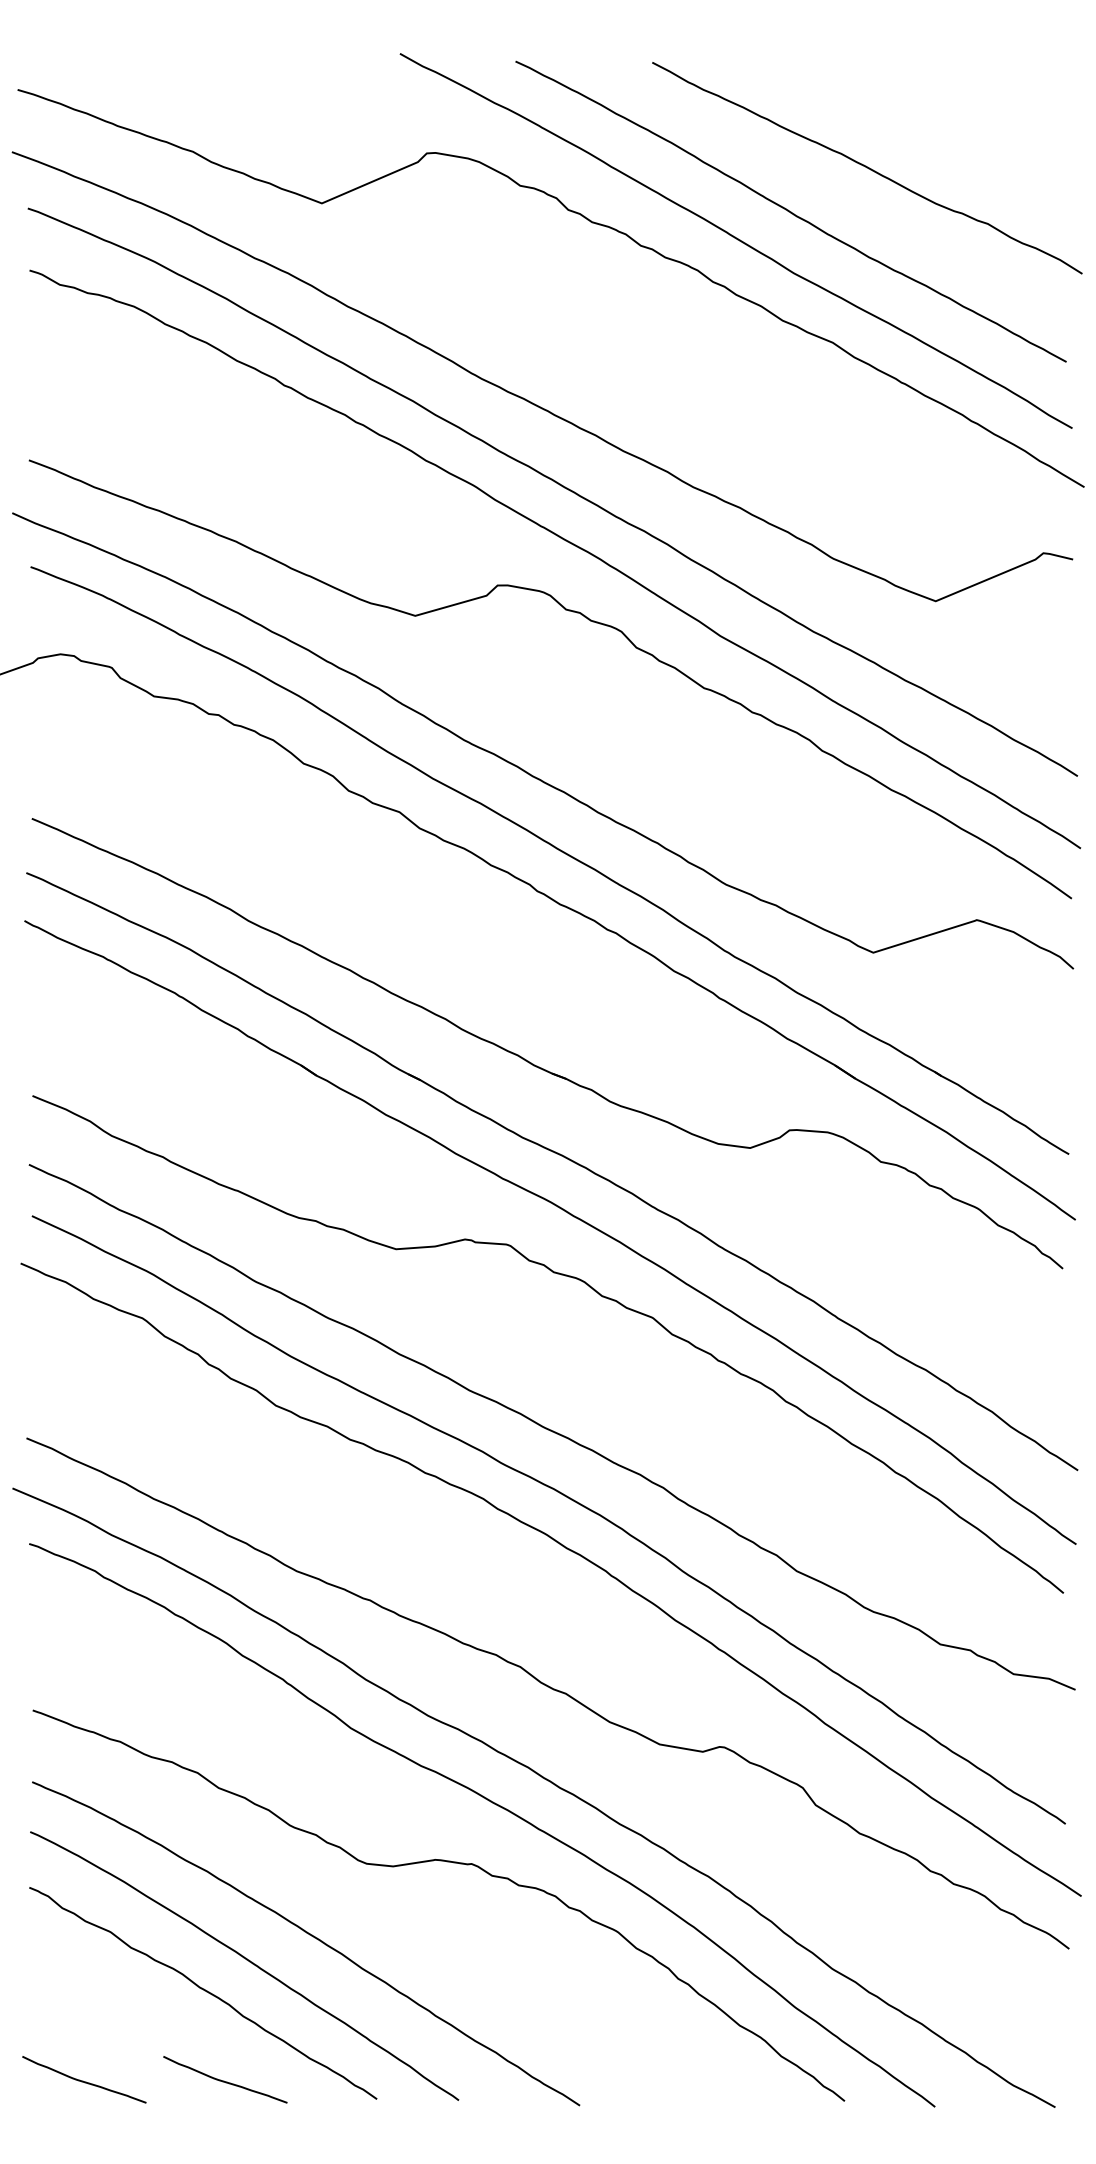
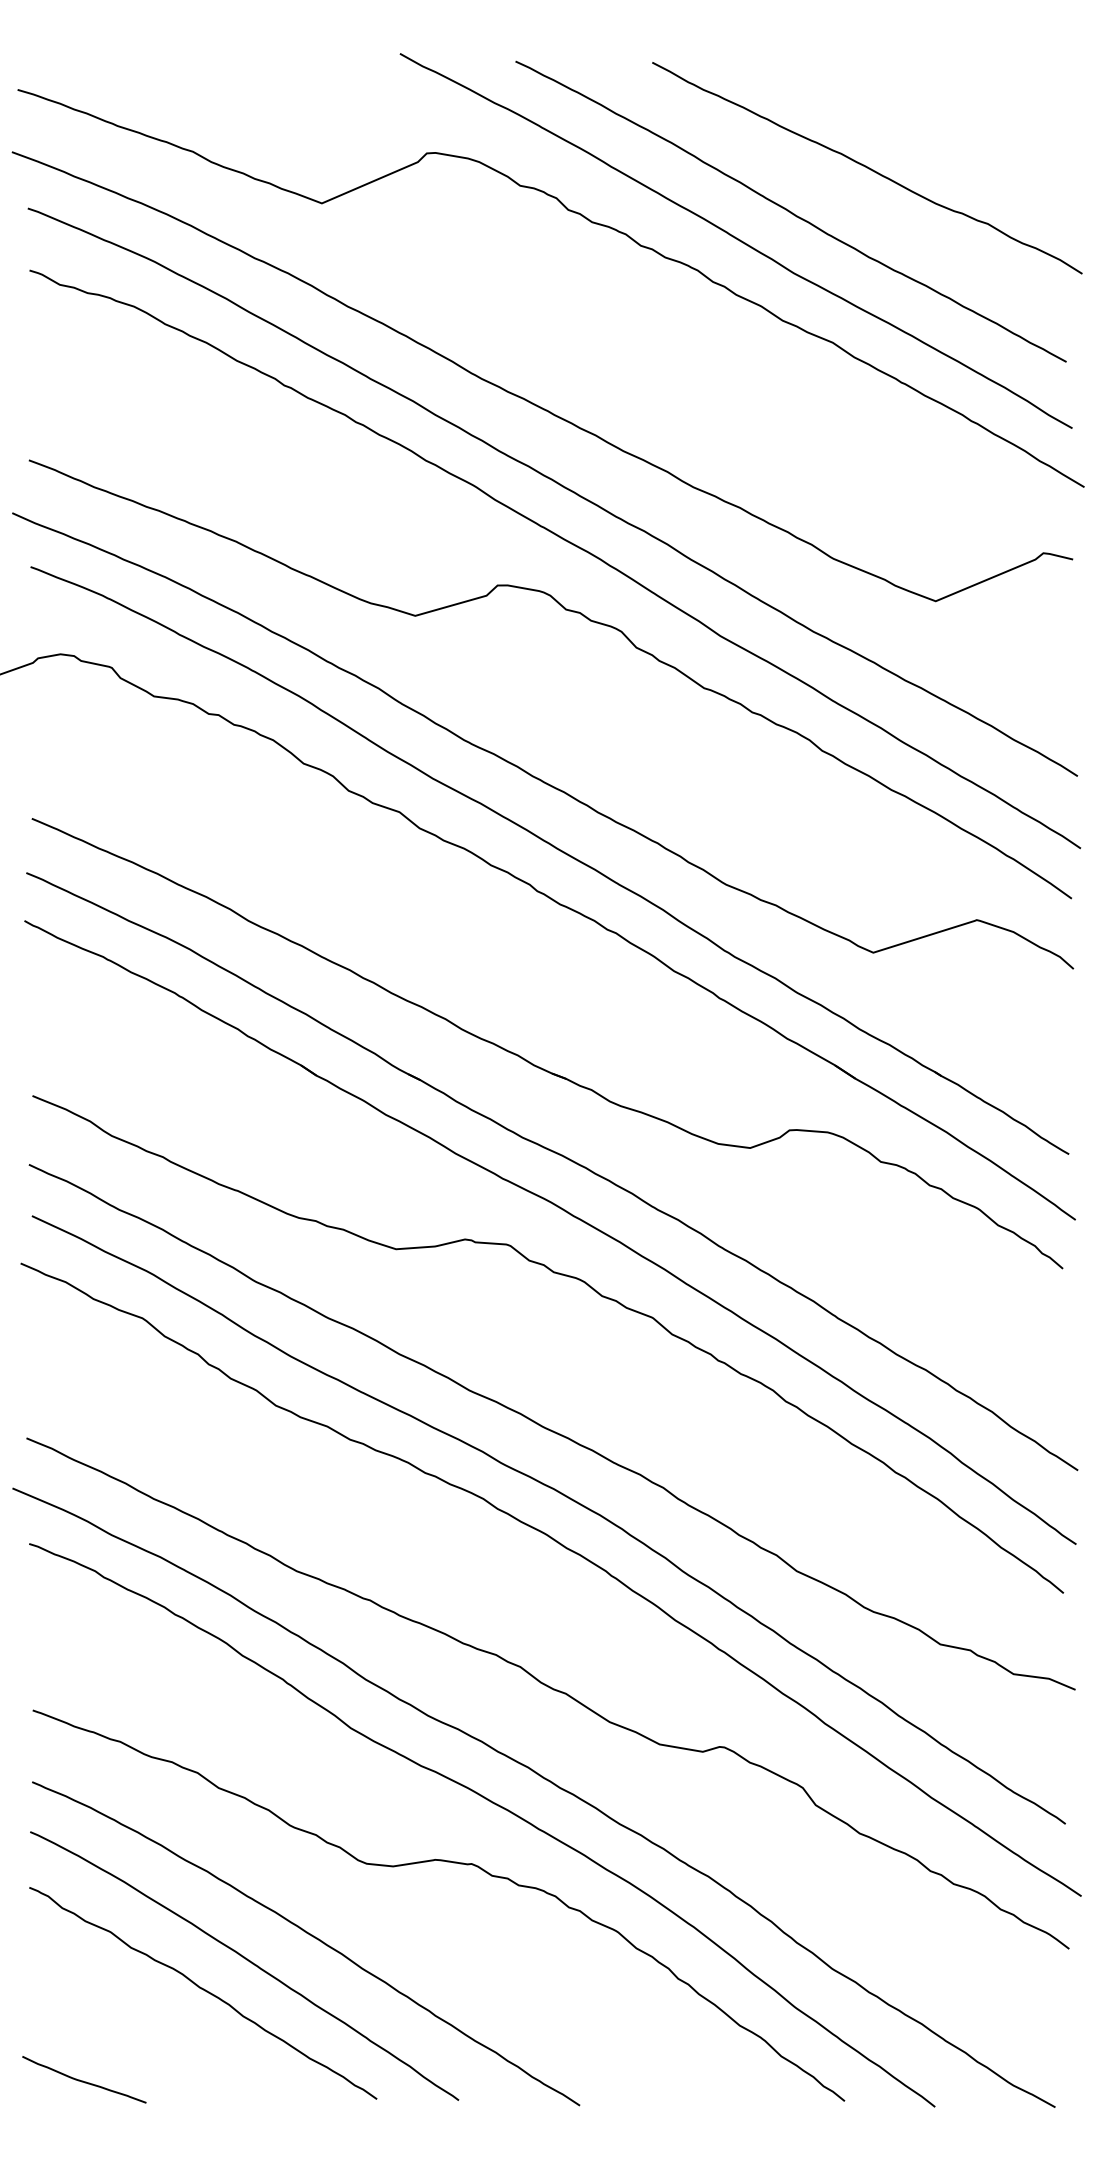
curve: present -> none (224, 2080)
